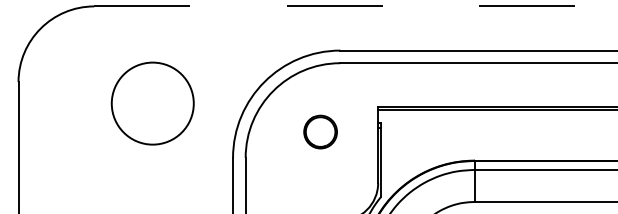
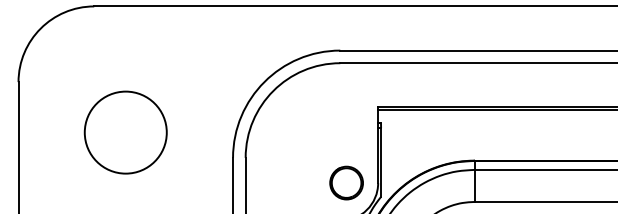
line: dashed -> solid (356, 6)
circle position: (152, 103) -> (125, 132) (125, 132)
part position: (320, 131) -> (346, 182) (346, 182)
